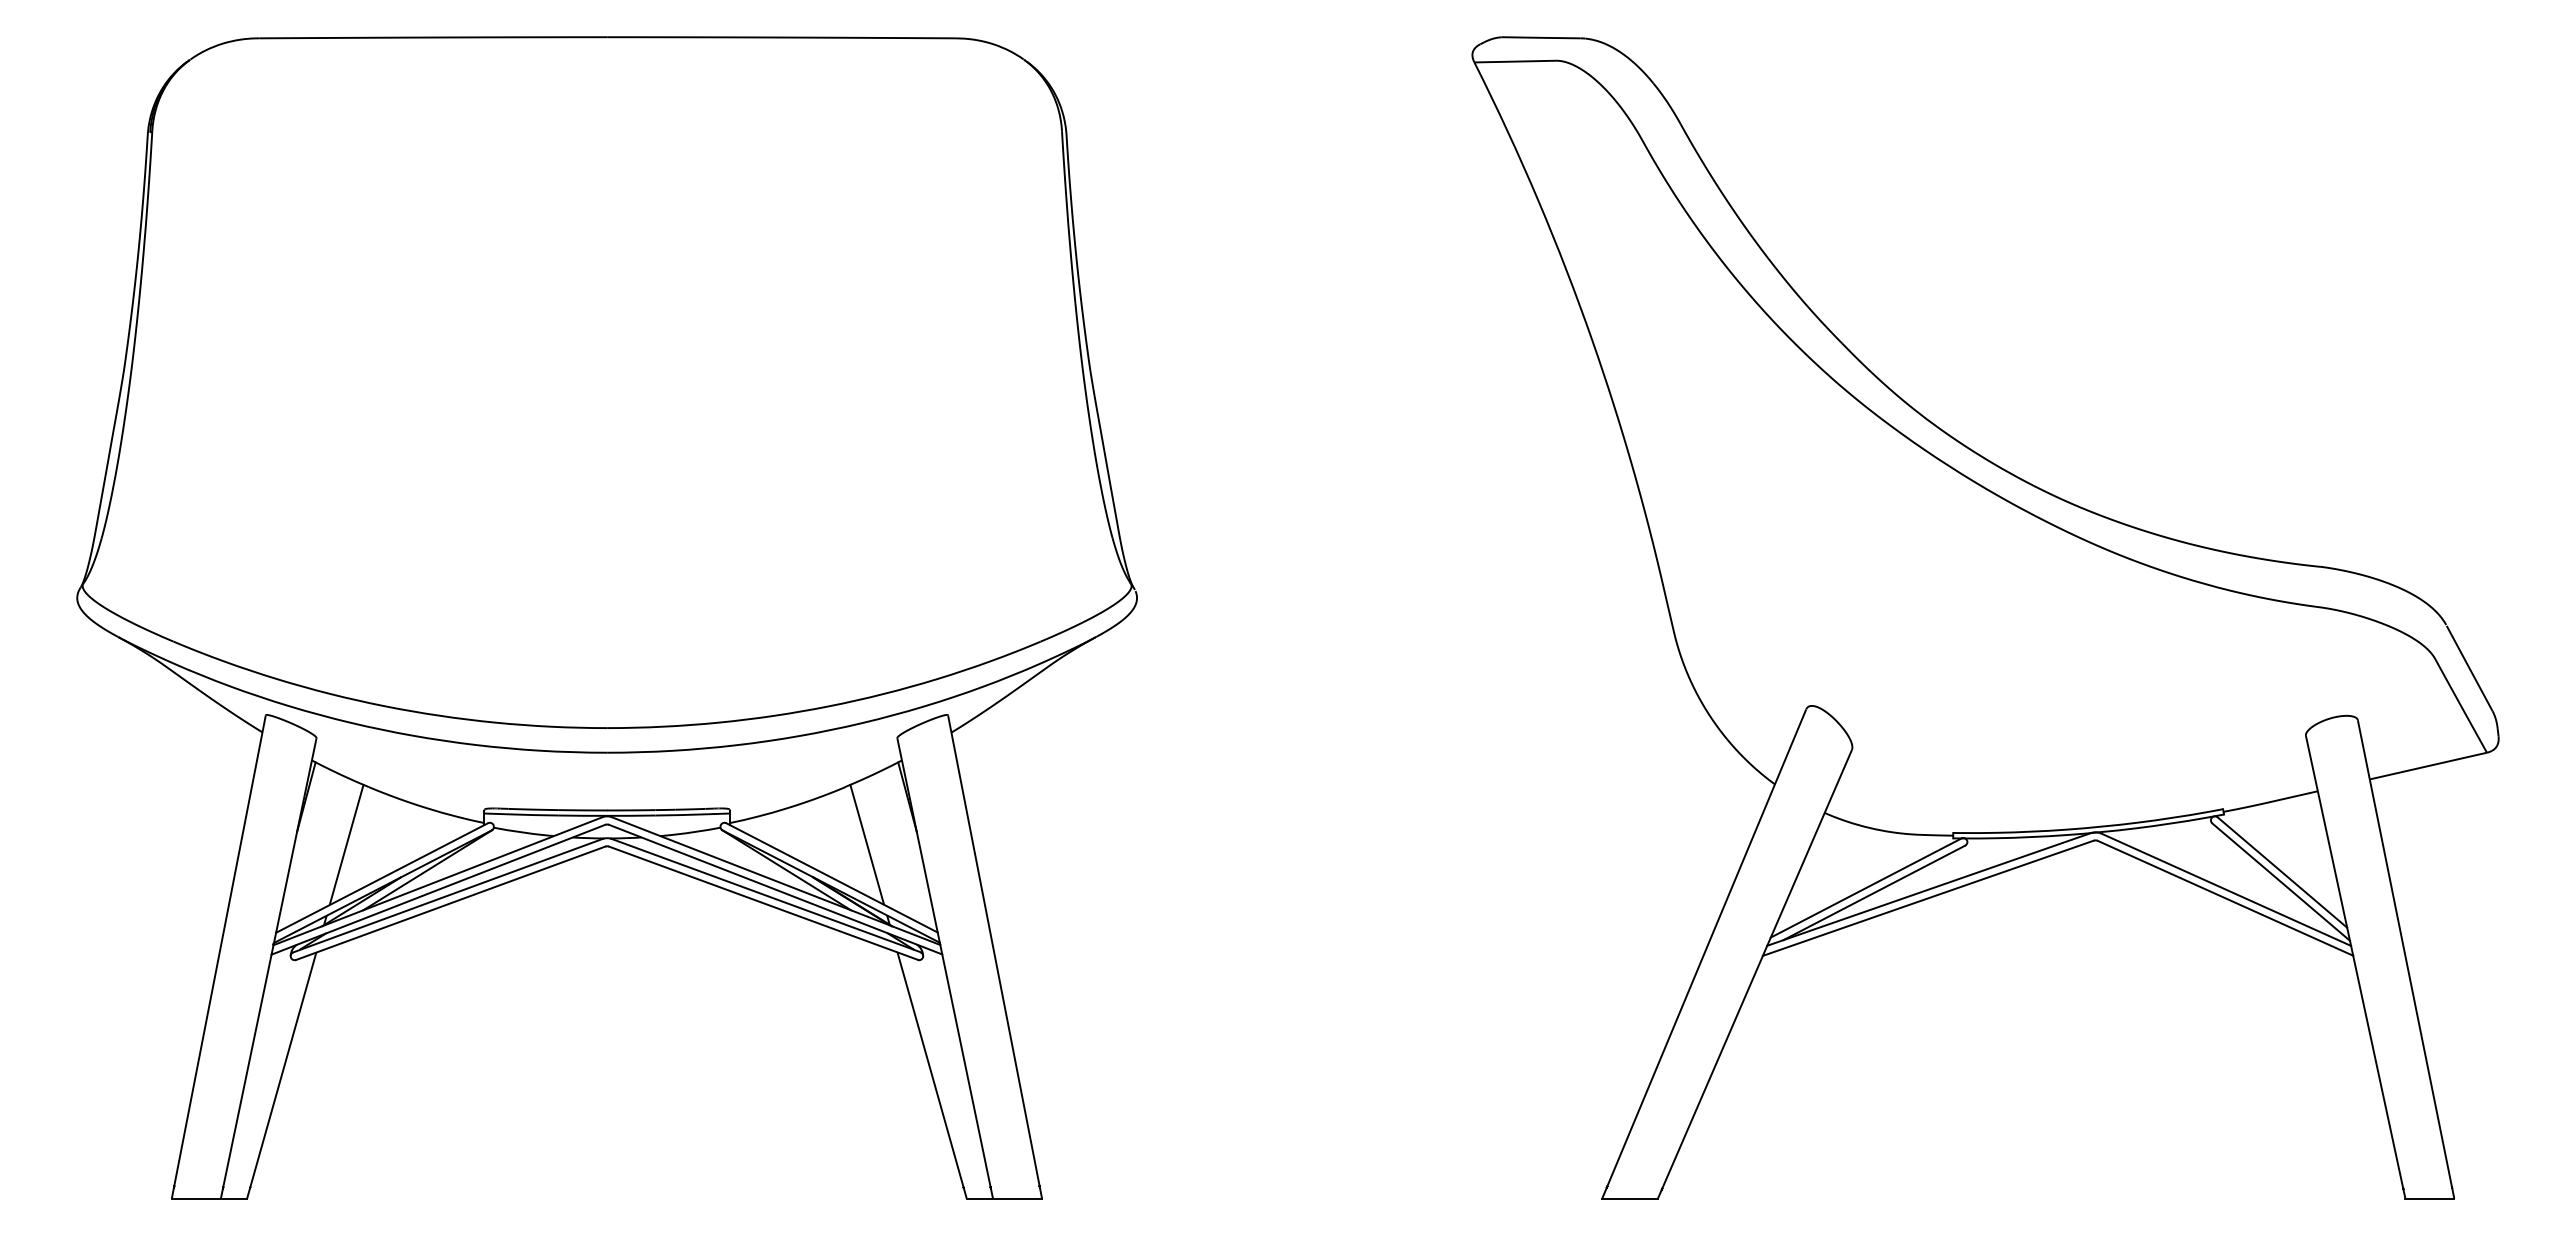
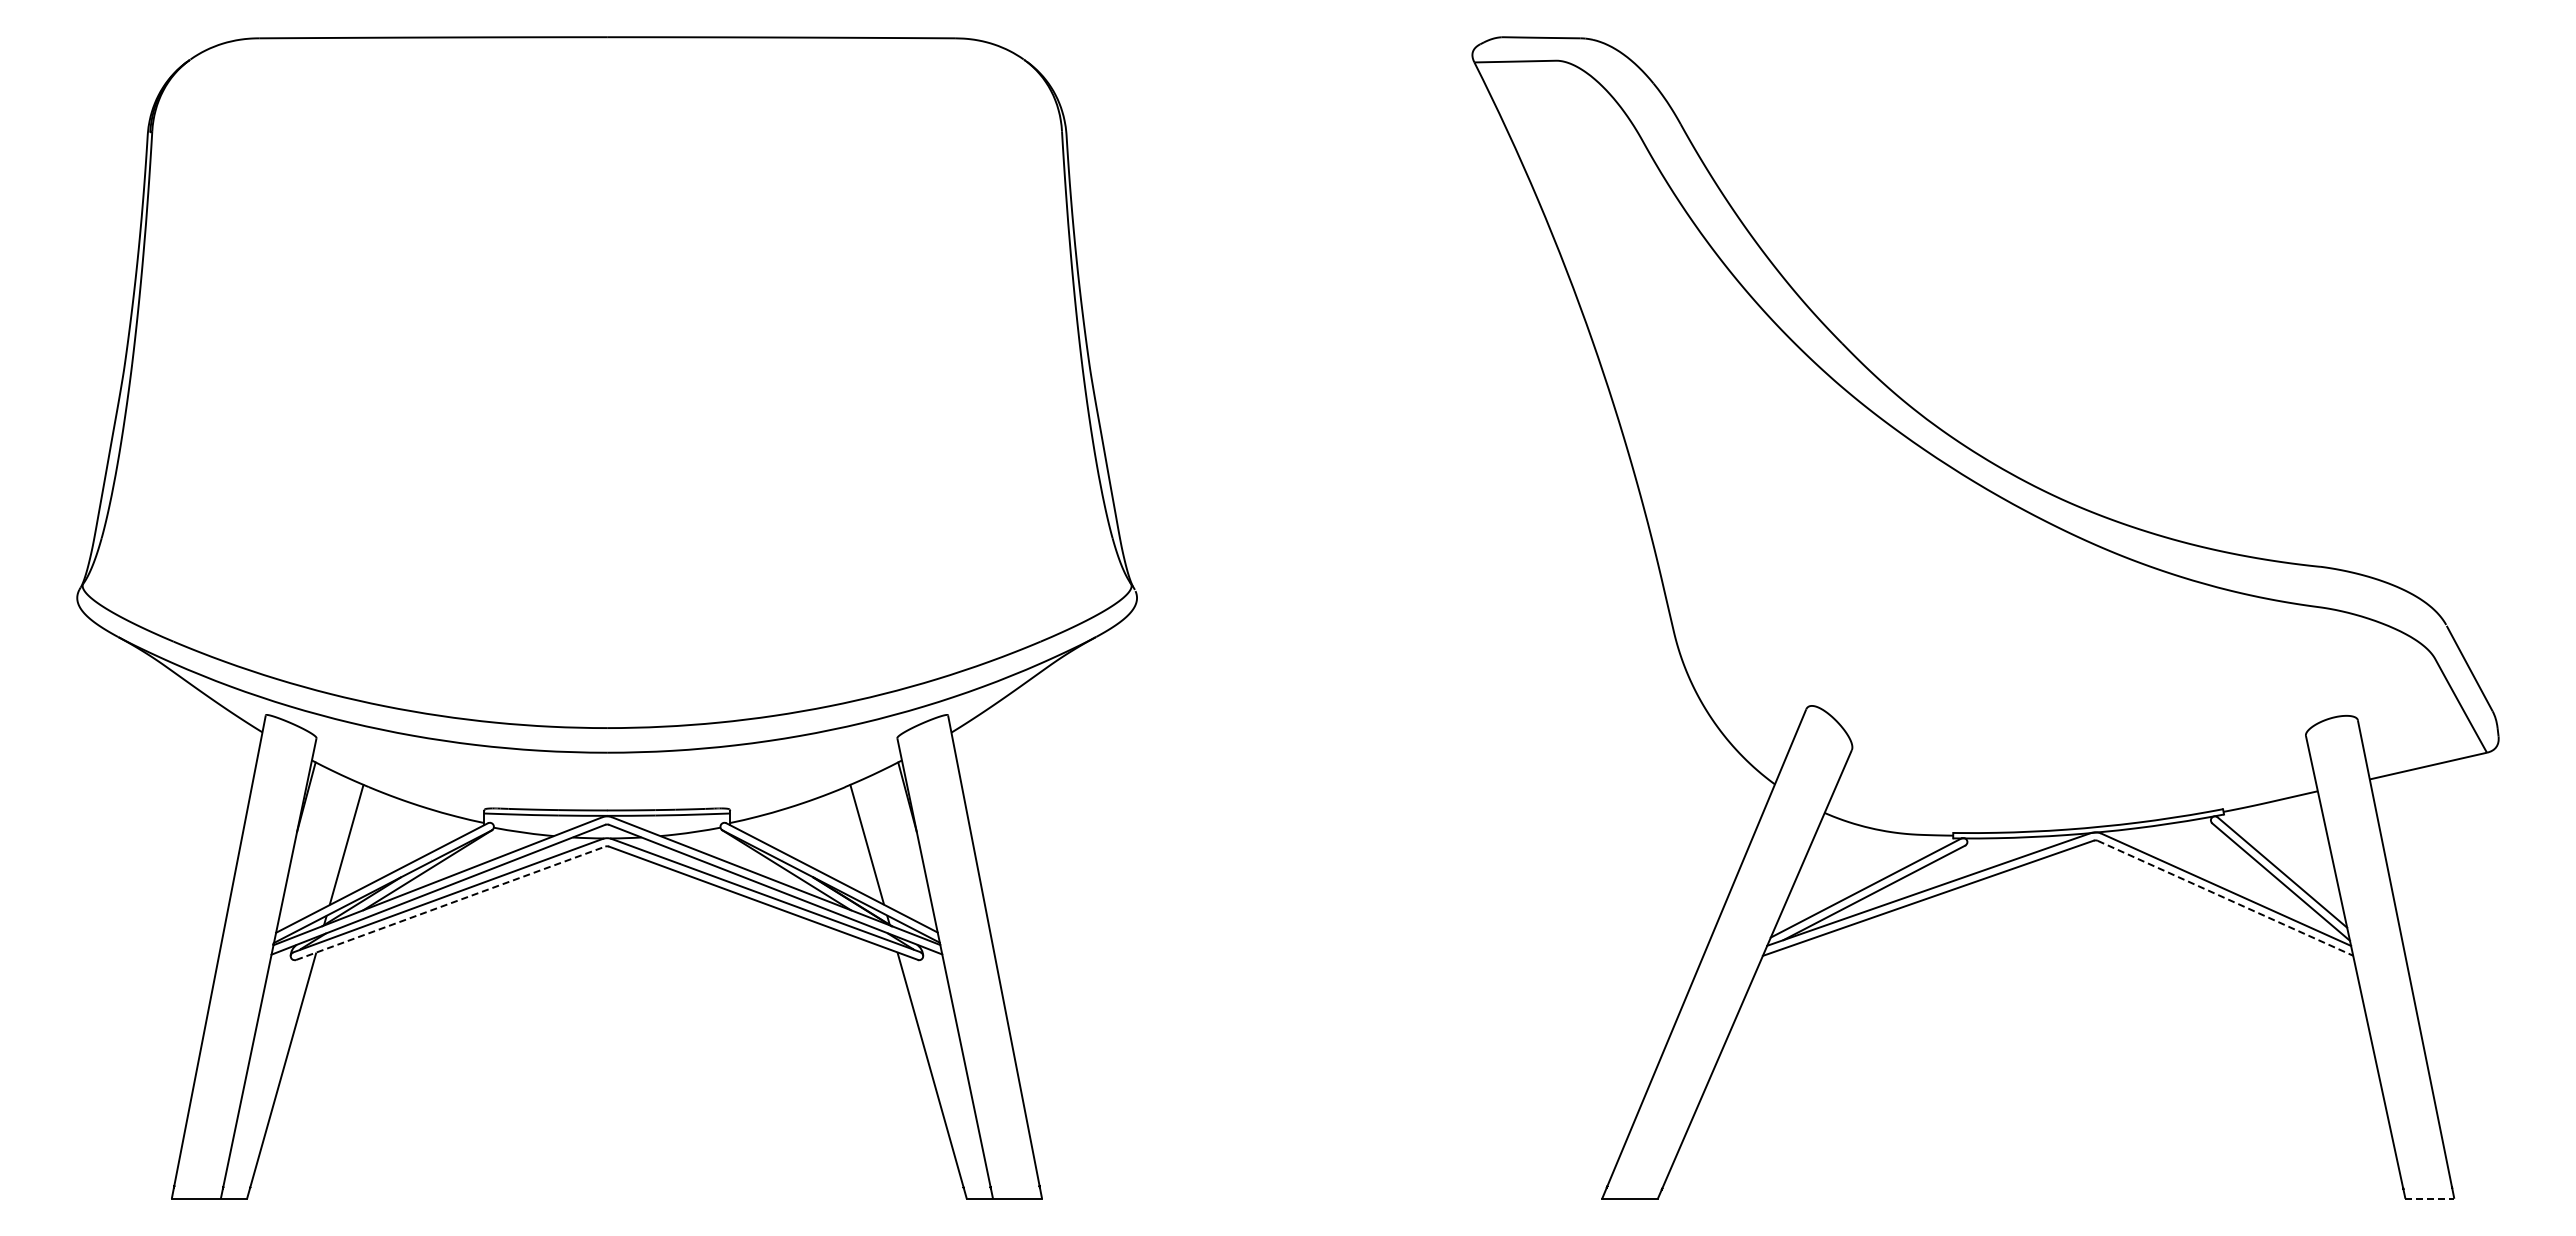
line: solid -> dashed (2225, 898)
line: solid -> dashed (450, 903)
line: solid -> dashed (2430, 1198)
